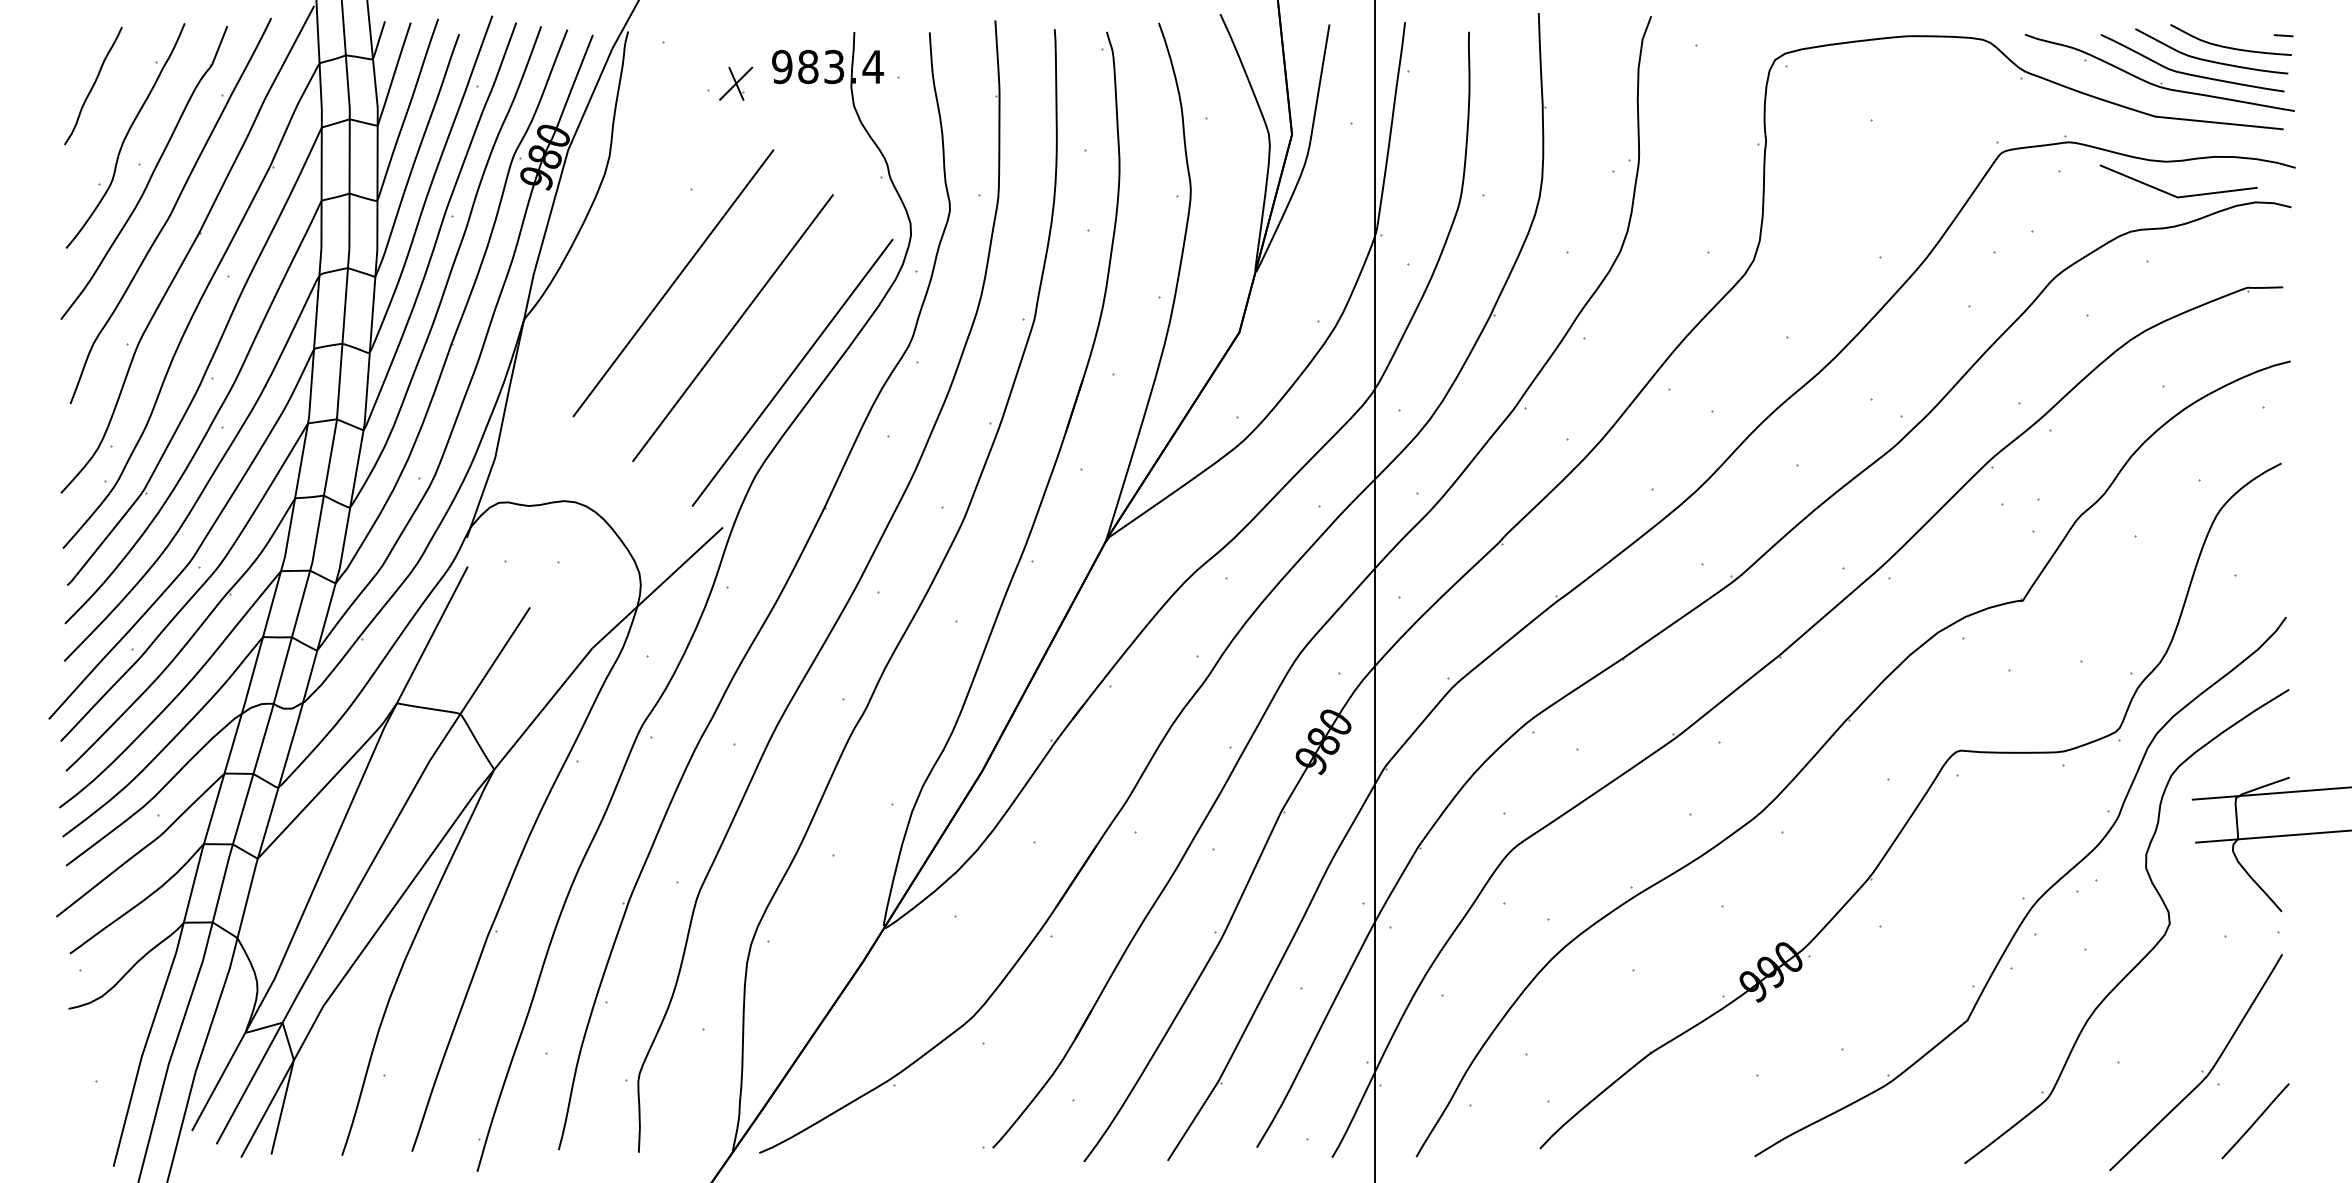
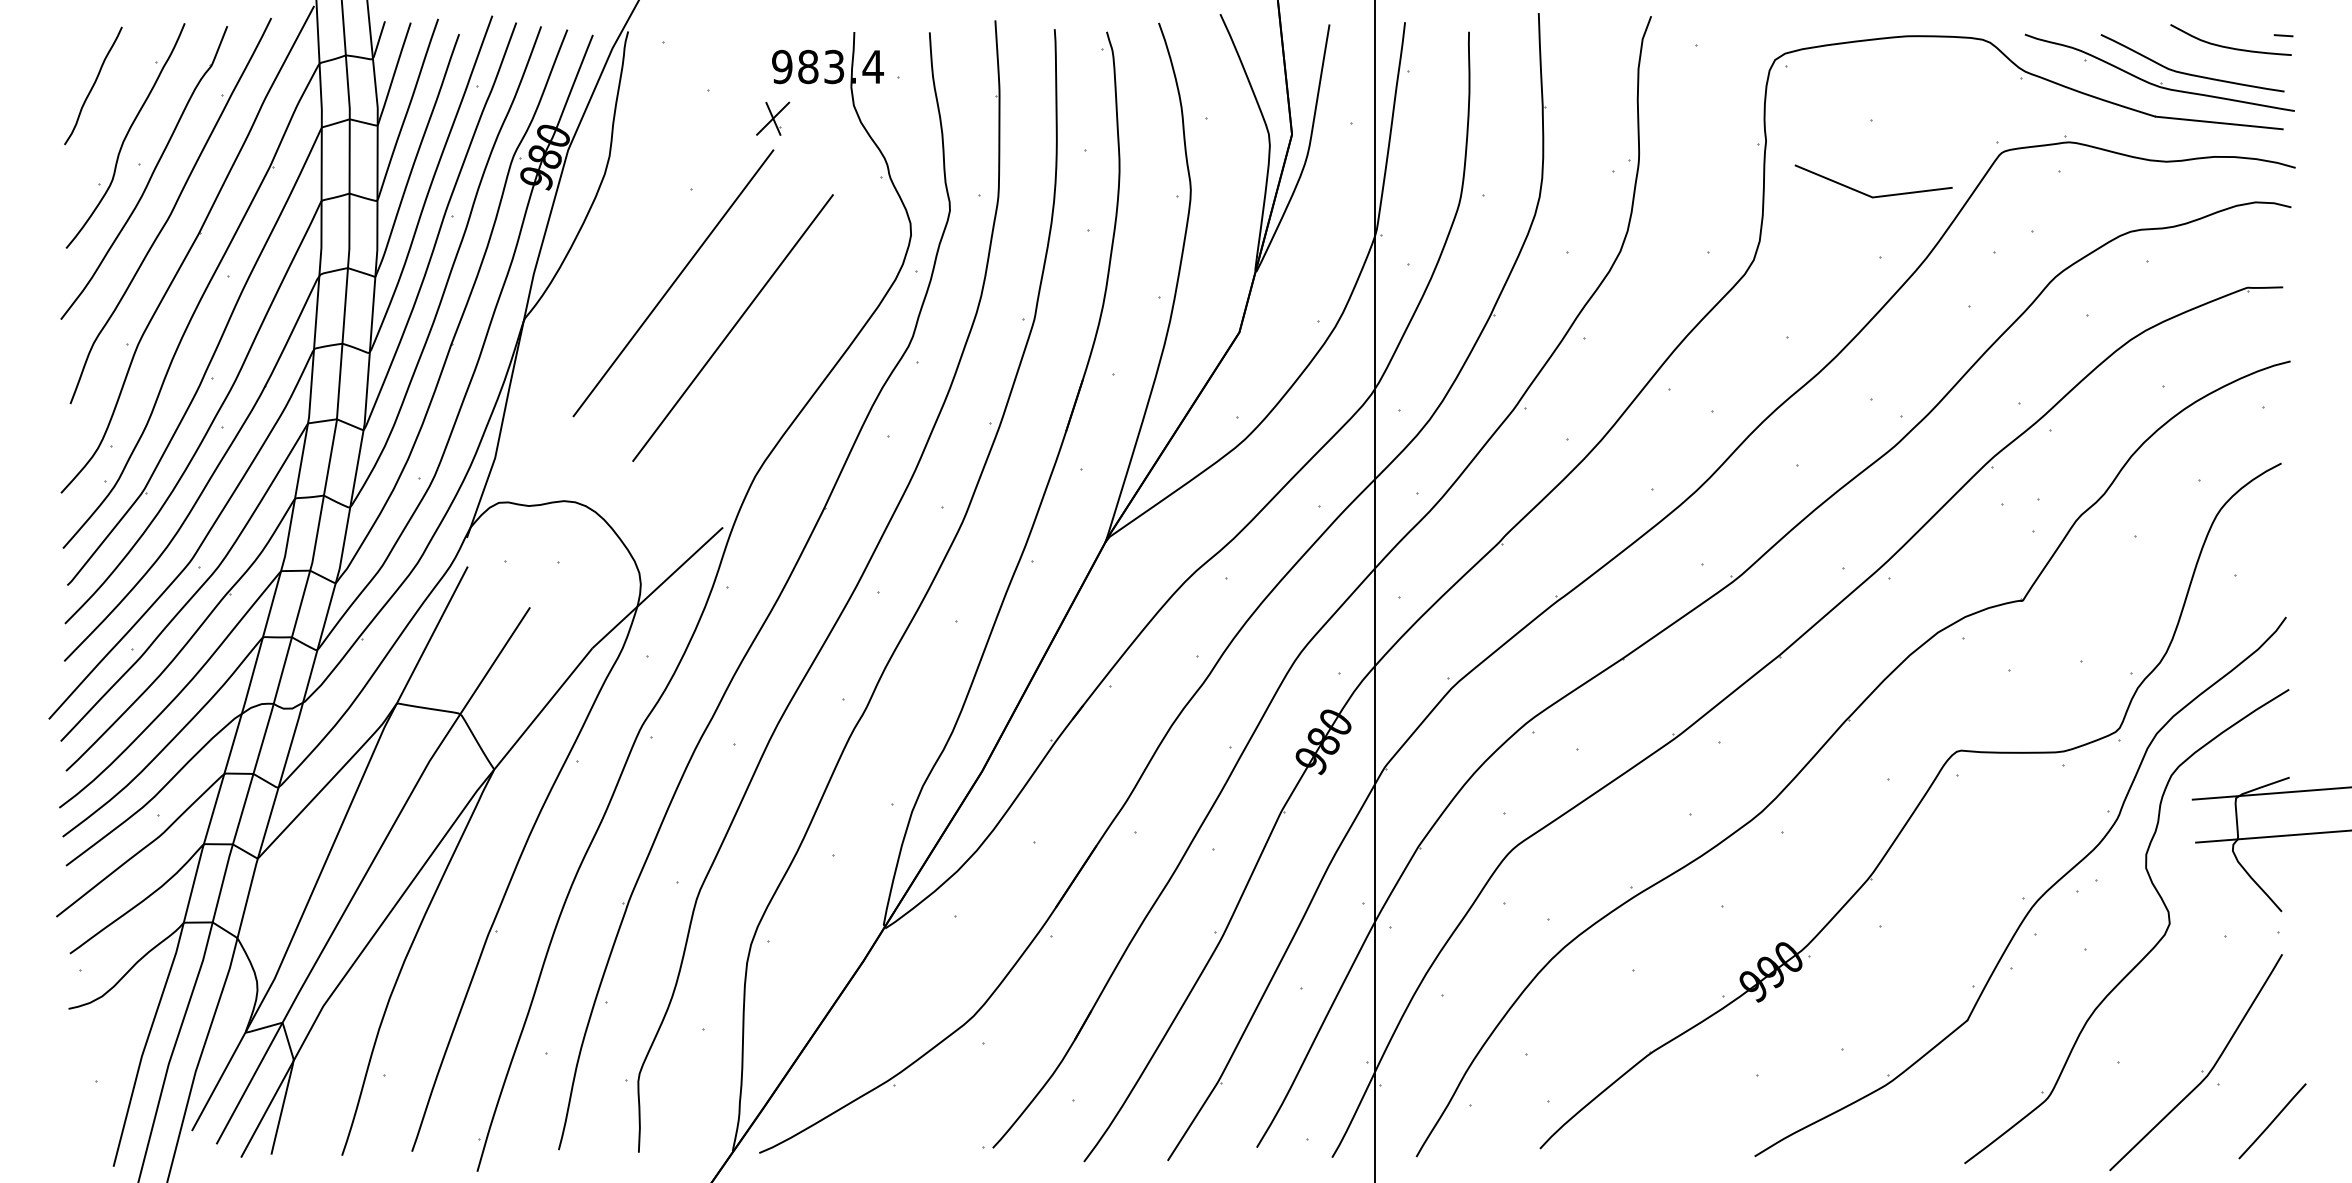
curve: present -> none (2207, 59)
part position: (736, 83) -> (773, 118) (773, 118)
line position: (2171, 193) -> (1866, 193) (1866, 193)
line: present -> none (792, 372)
line position: (2255, 1121) -> (2272, 1121) (2272, 1121)
